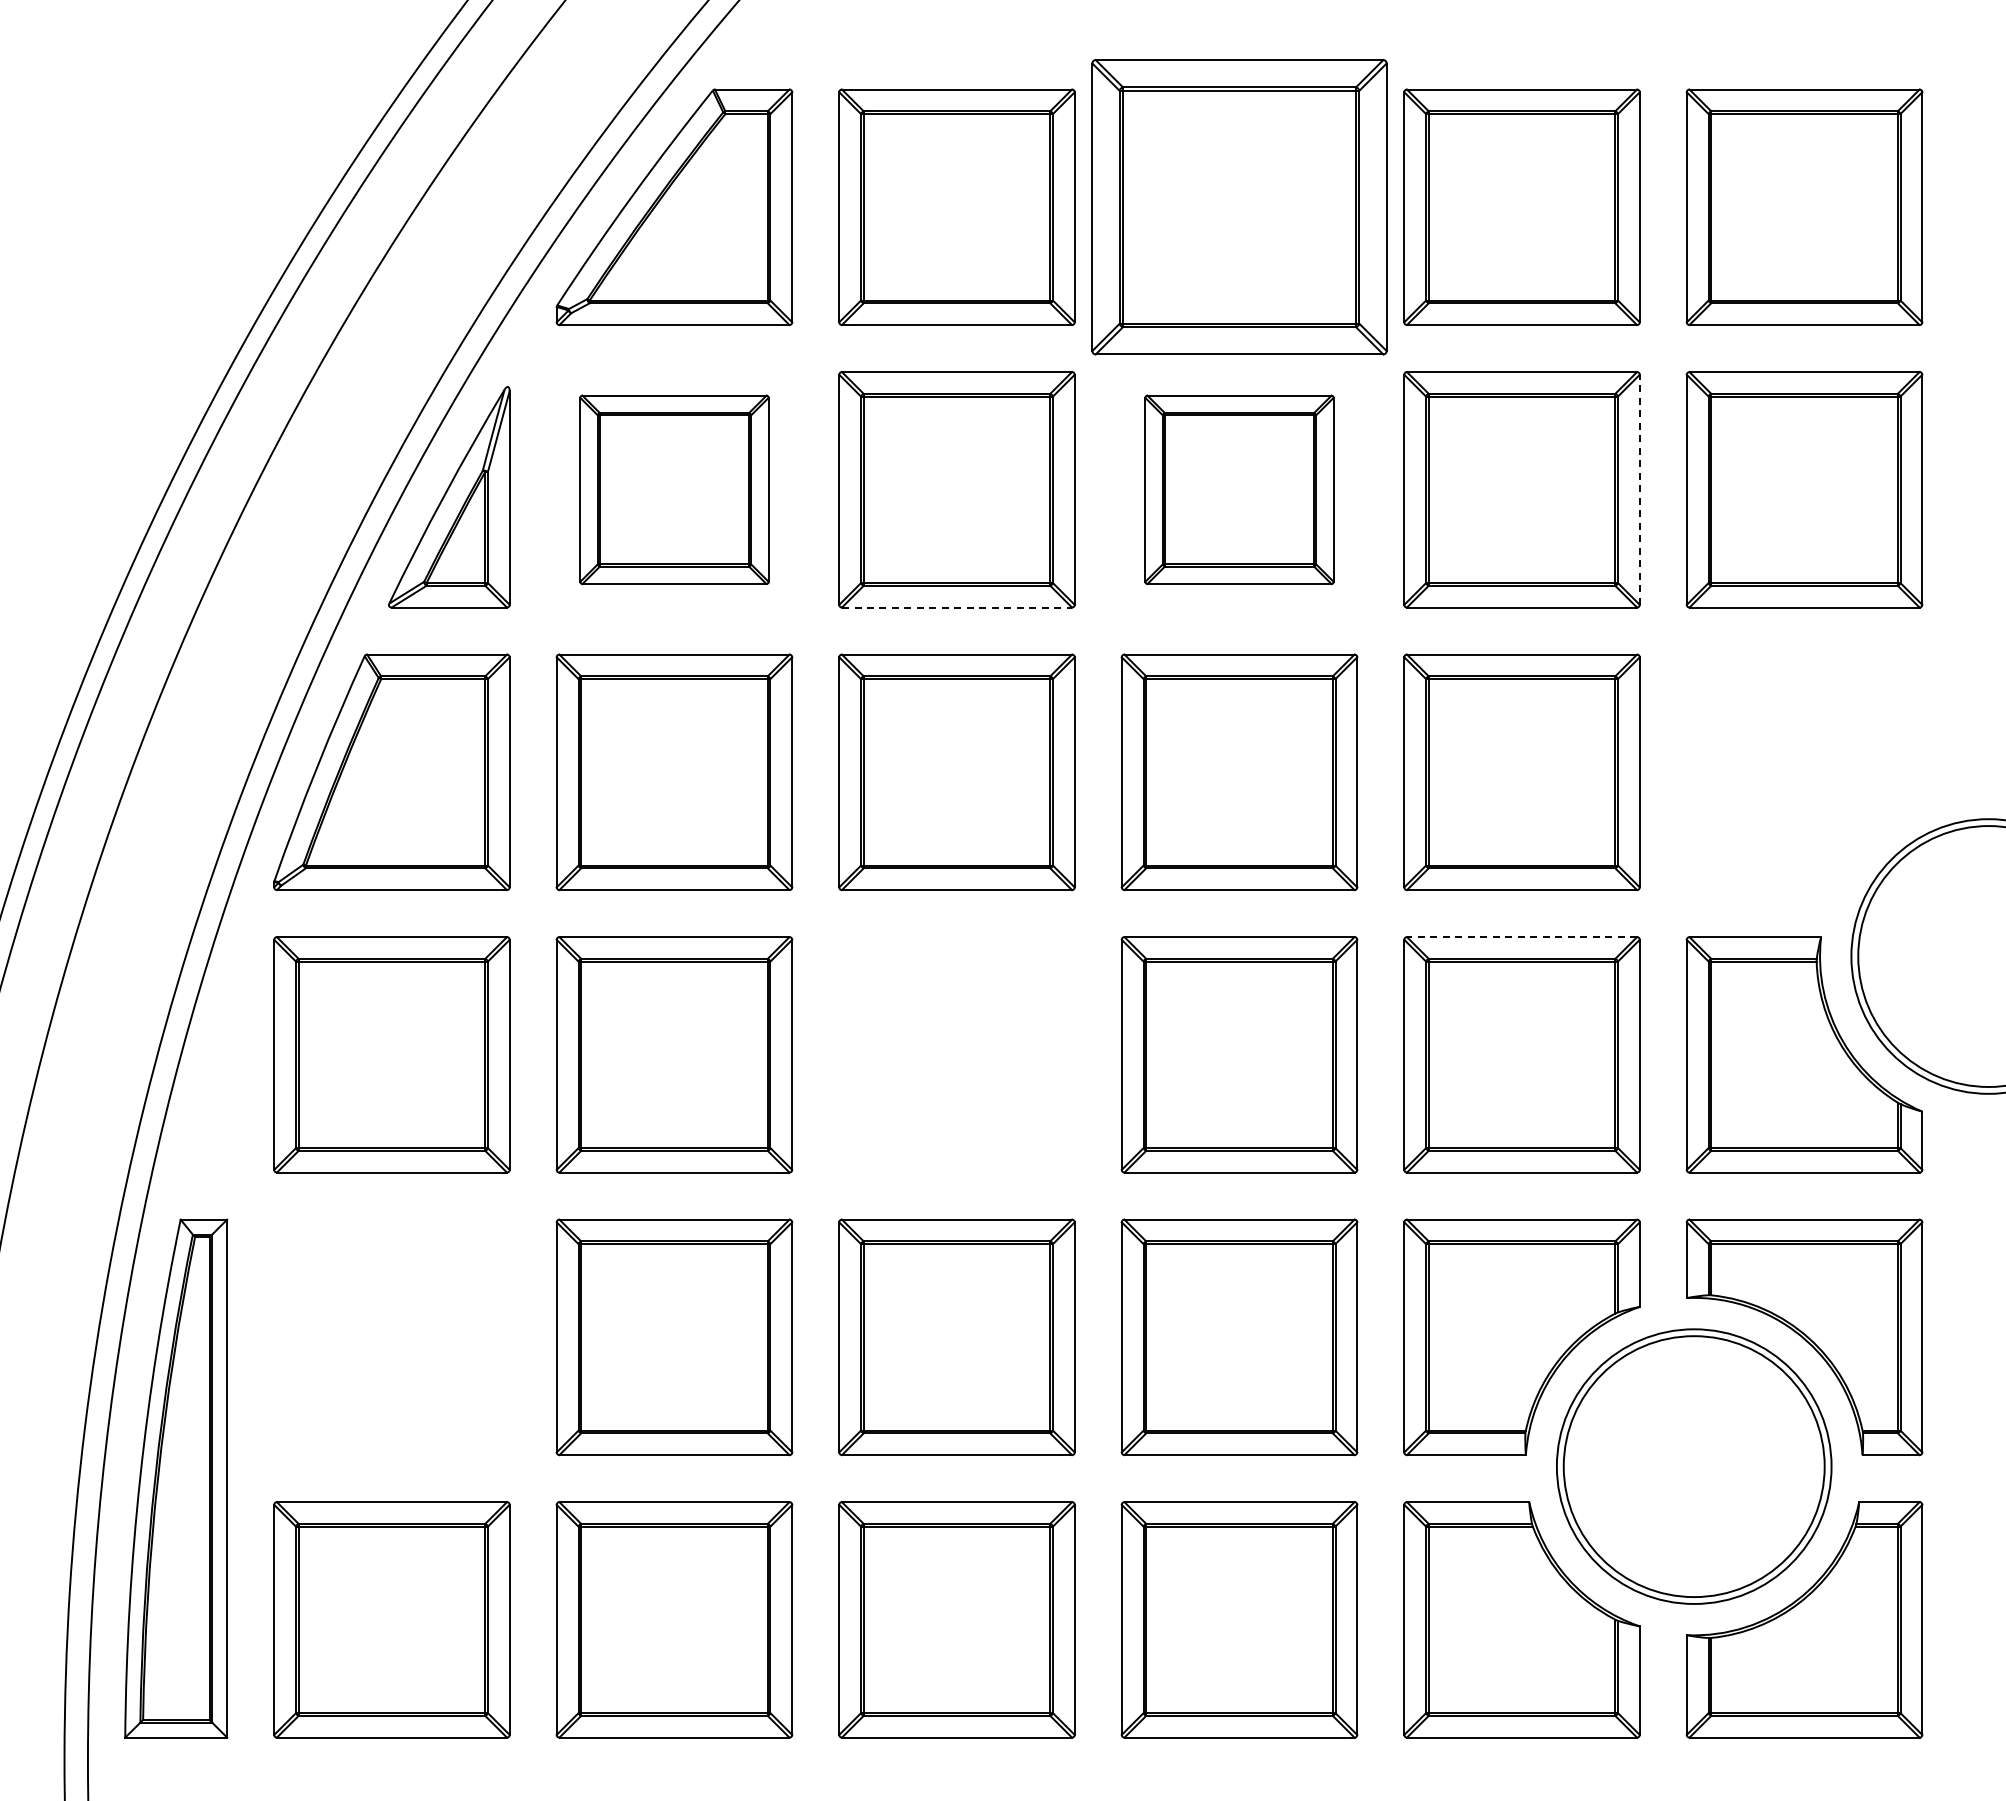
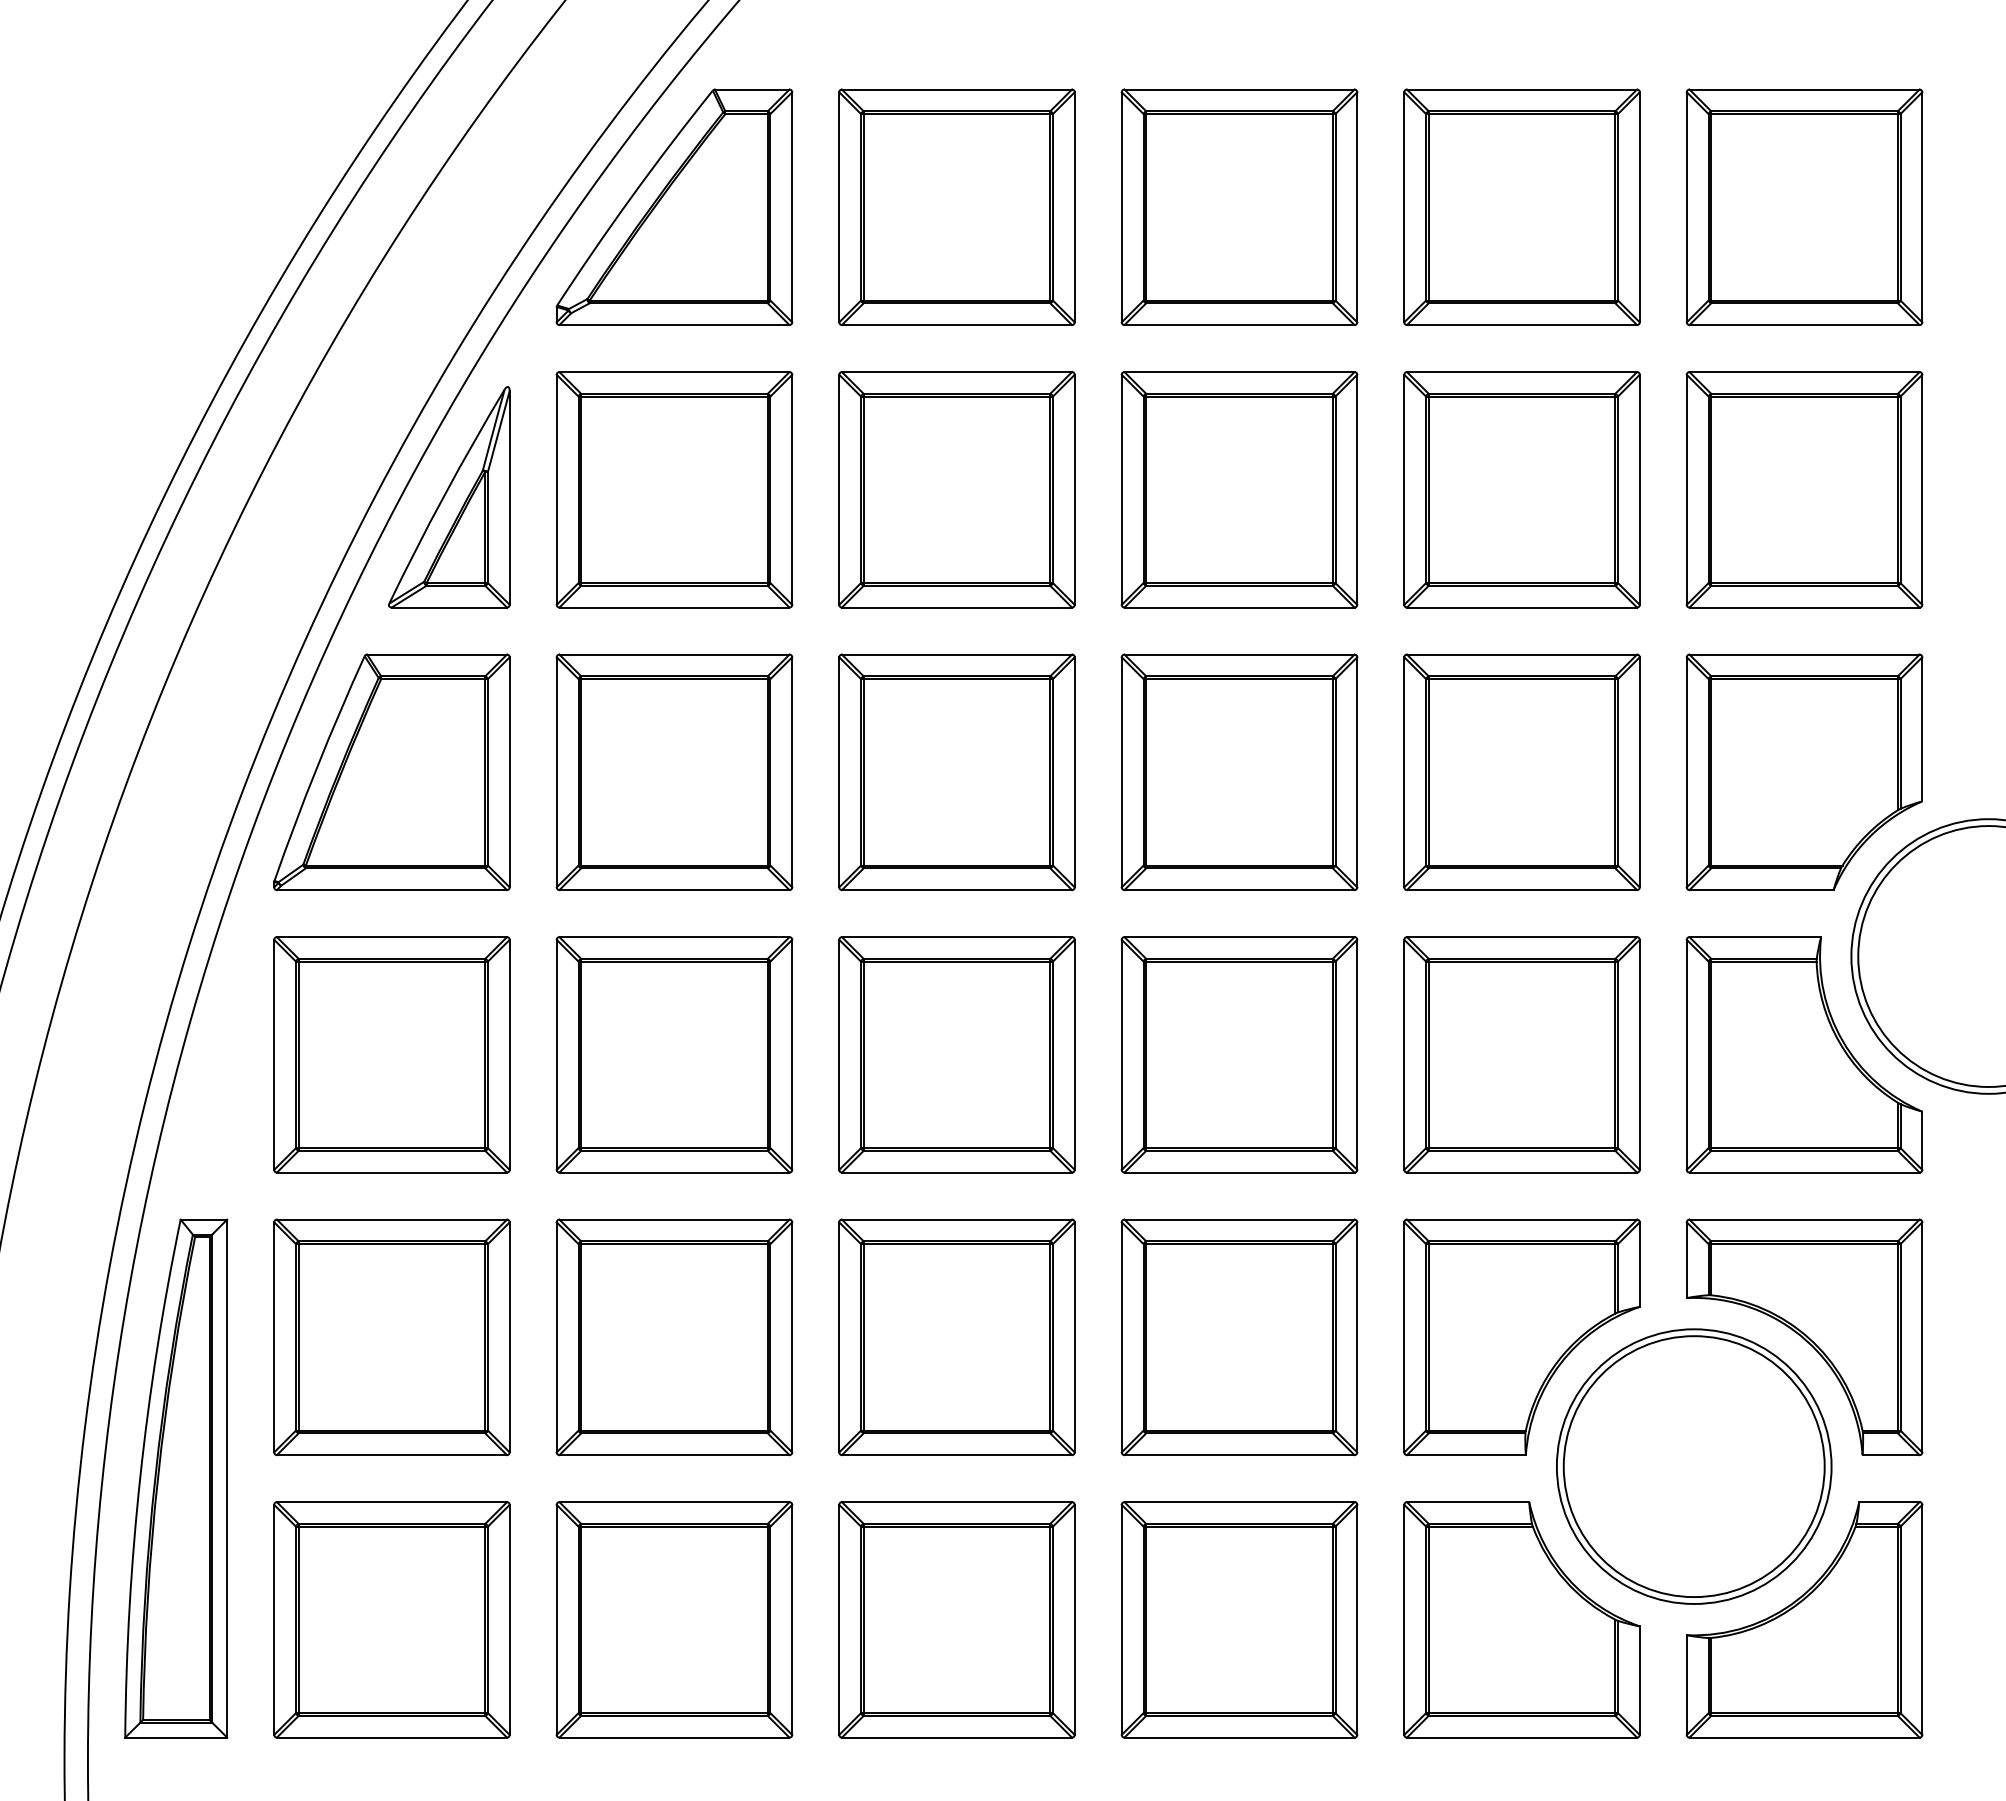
part size: 297x297 px -> 239x239 px (1239, 207)
part size: 191x192 px -> 239x238 px (674, 489)
part size: 191x192 px -> 239x238 px (1239, 489)
line: dashed -> solid (1639, 489)
line: dashed -> solid (957, 607)
part: none -> present (1804, 772)
line: dashed -> solid (1522, 937)
part: none -> present (956, 1054)
part: none -> present (391, 1337)
